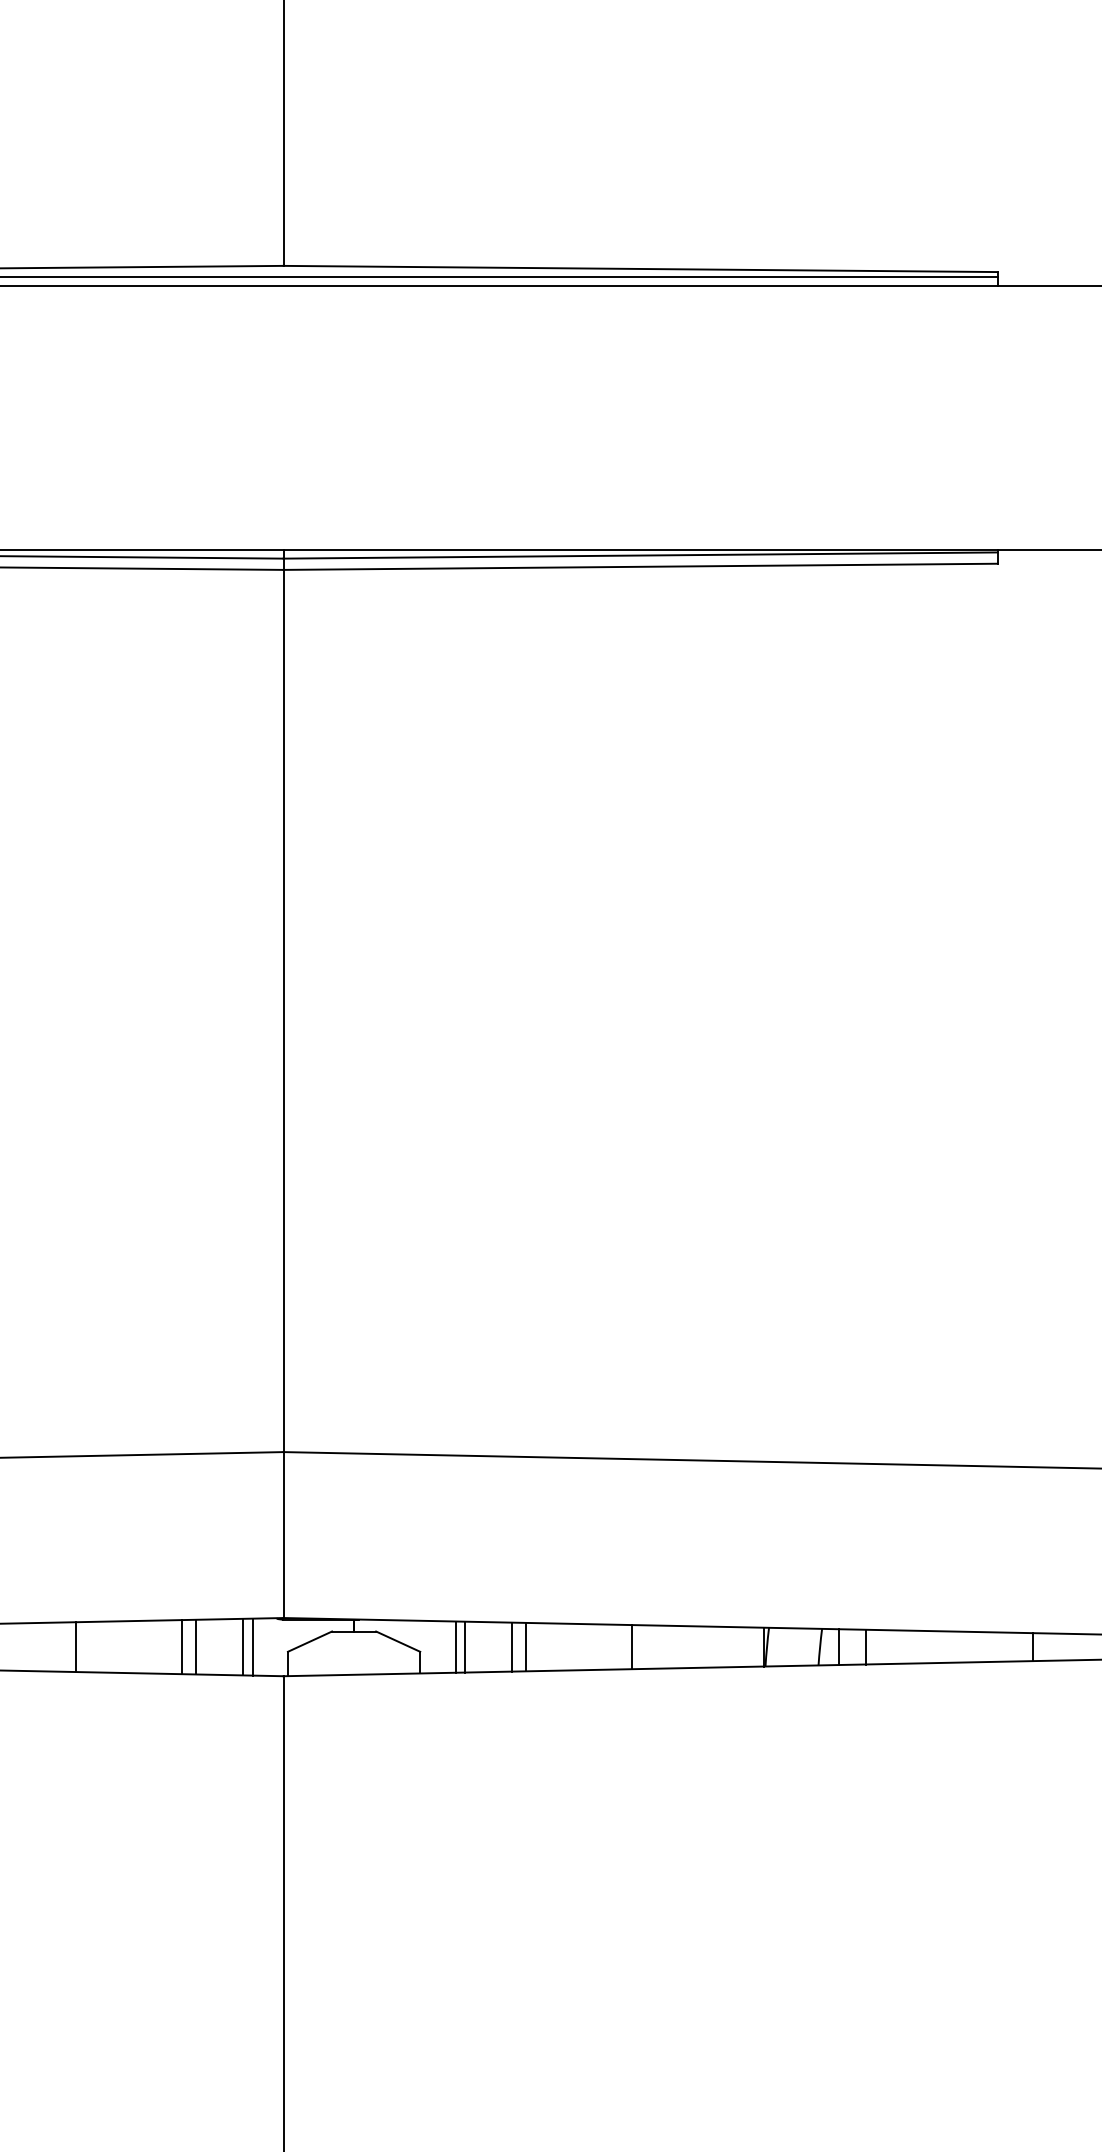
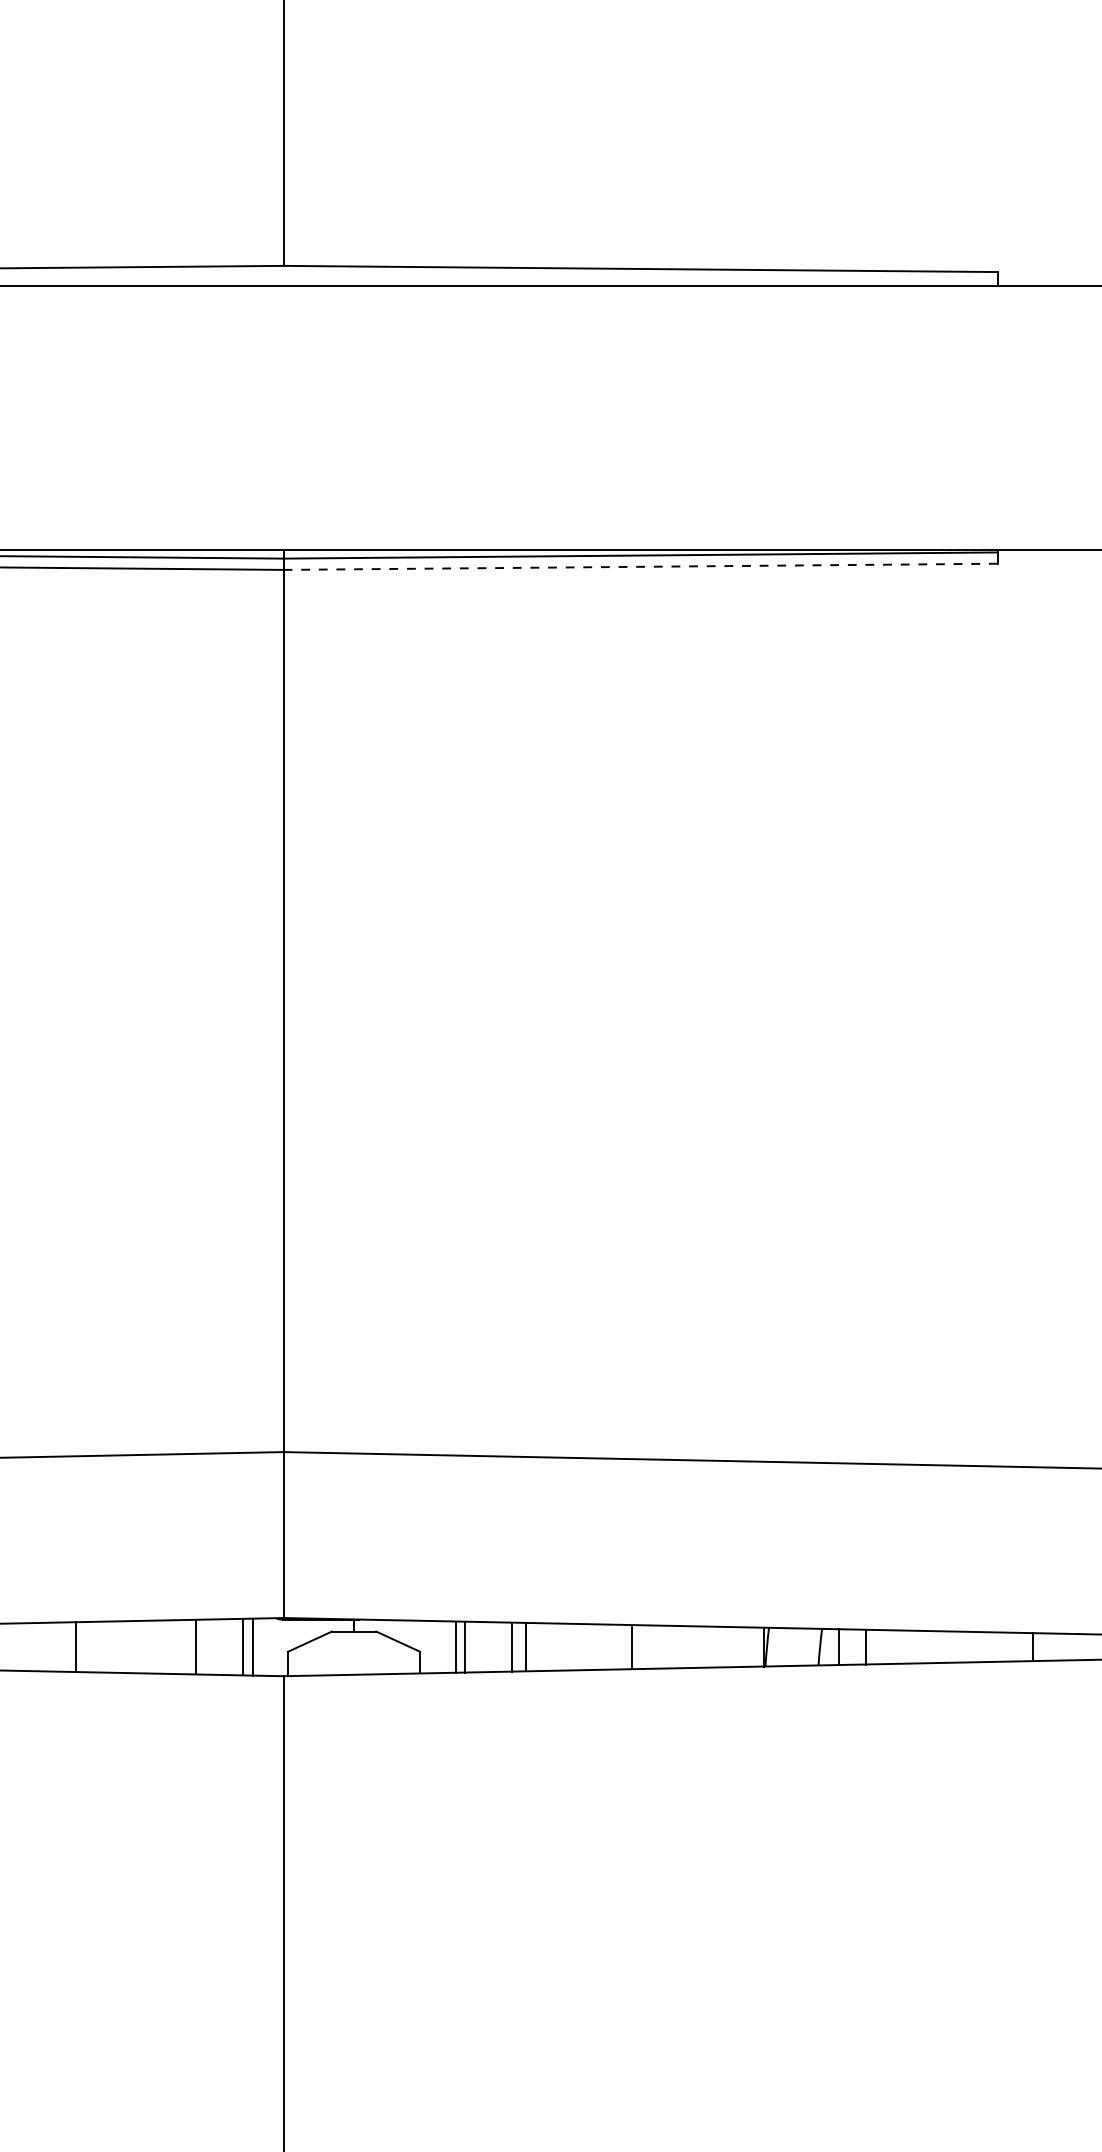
line: present -> none (499, 277)
line: solid -> dashed (641, 566)
line: present -> none (181, 1647)
